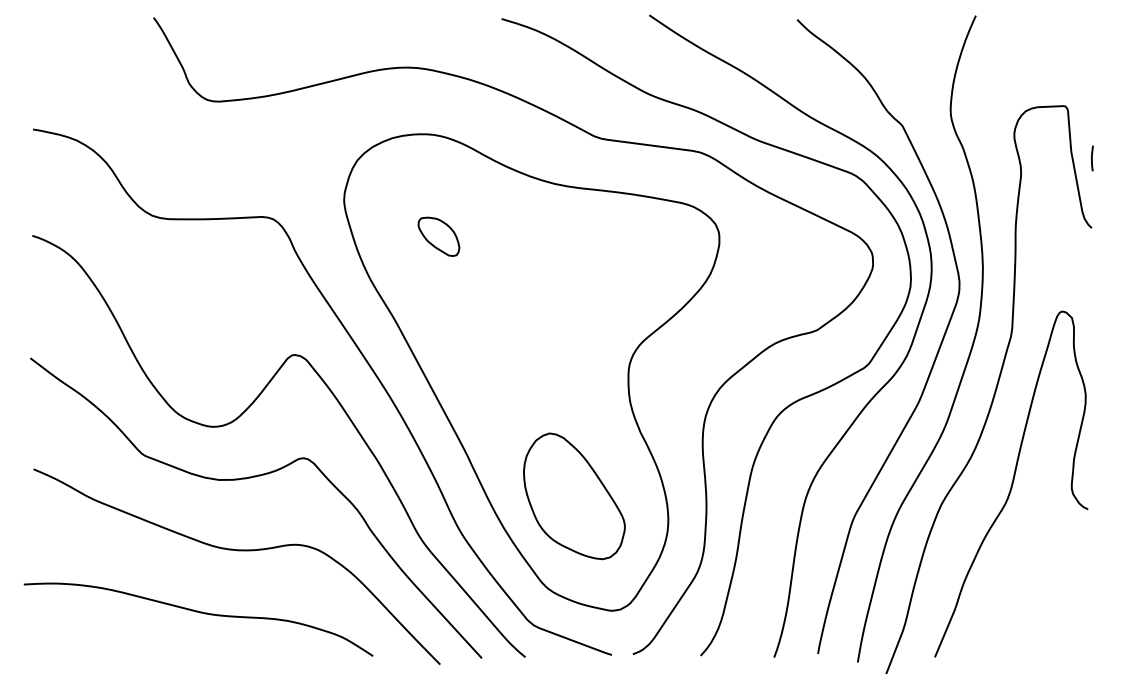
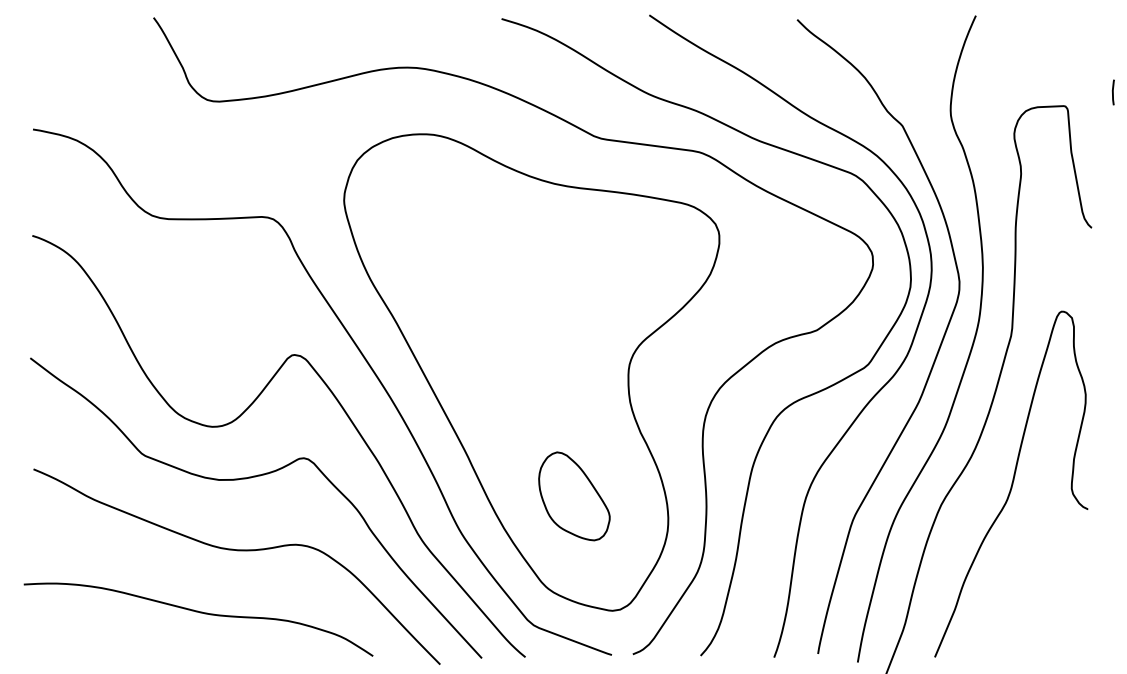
curve position: (1091, 158) -> (1112, 92) (1112, 92)
part: present -> none (438, 236)
part size: 103x129 px -> 73x91 px (574, 496)
